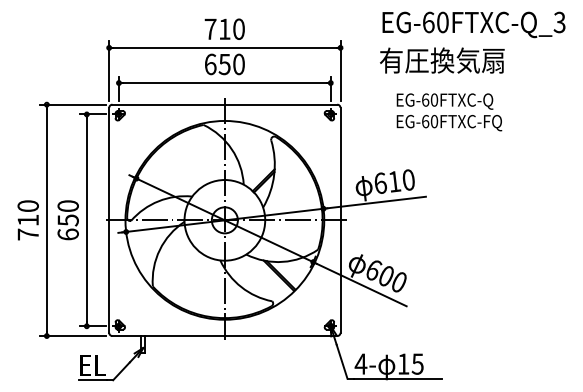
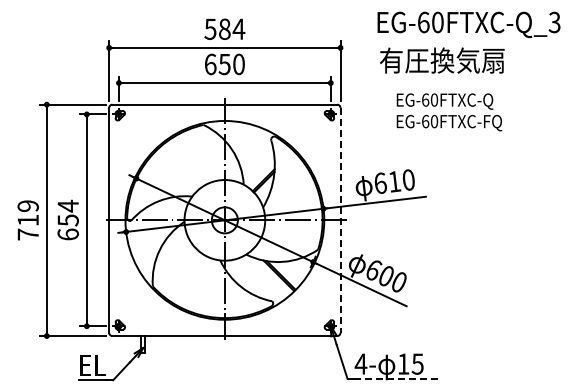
text position: (473, 24) -> (468, 24) (468, 24)
text: 710 -> 584 (224, 28)
text: 650 -> 654 (67, 205)
text: 710 -> 719 (27, 206)
line: solid -> dashed (340, 220)
line: solid -> dashed (397, 378)
